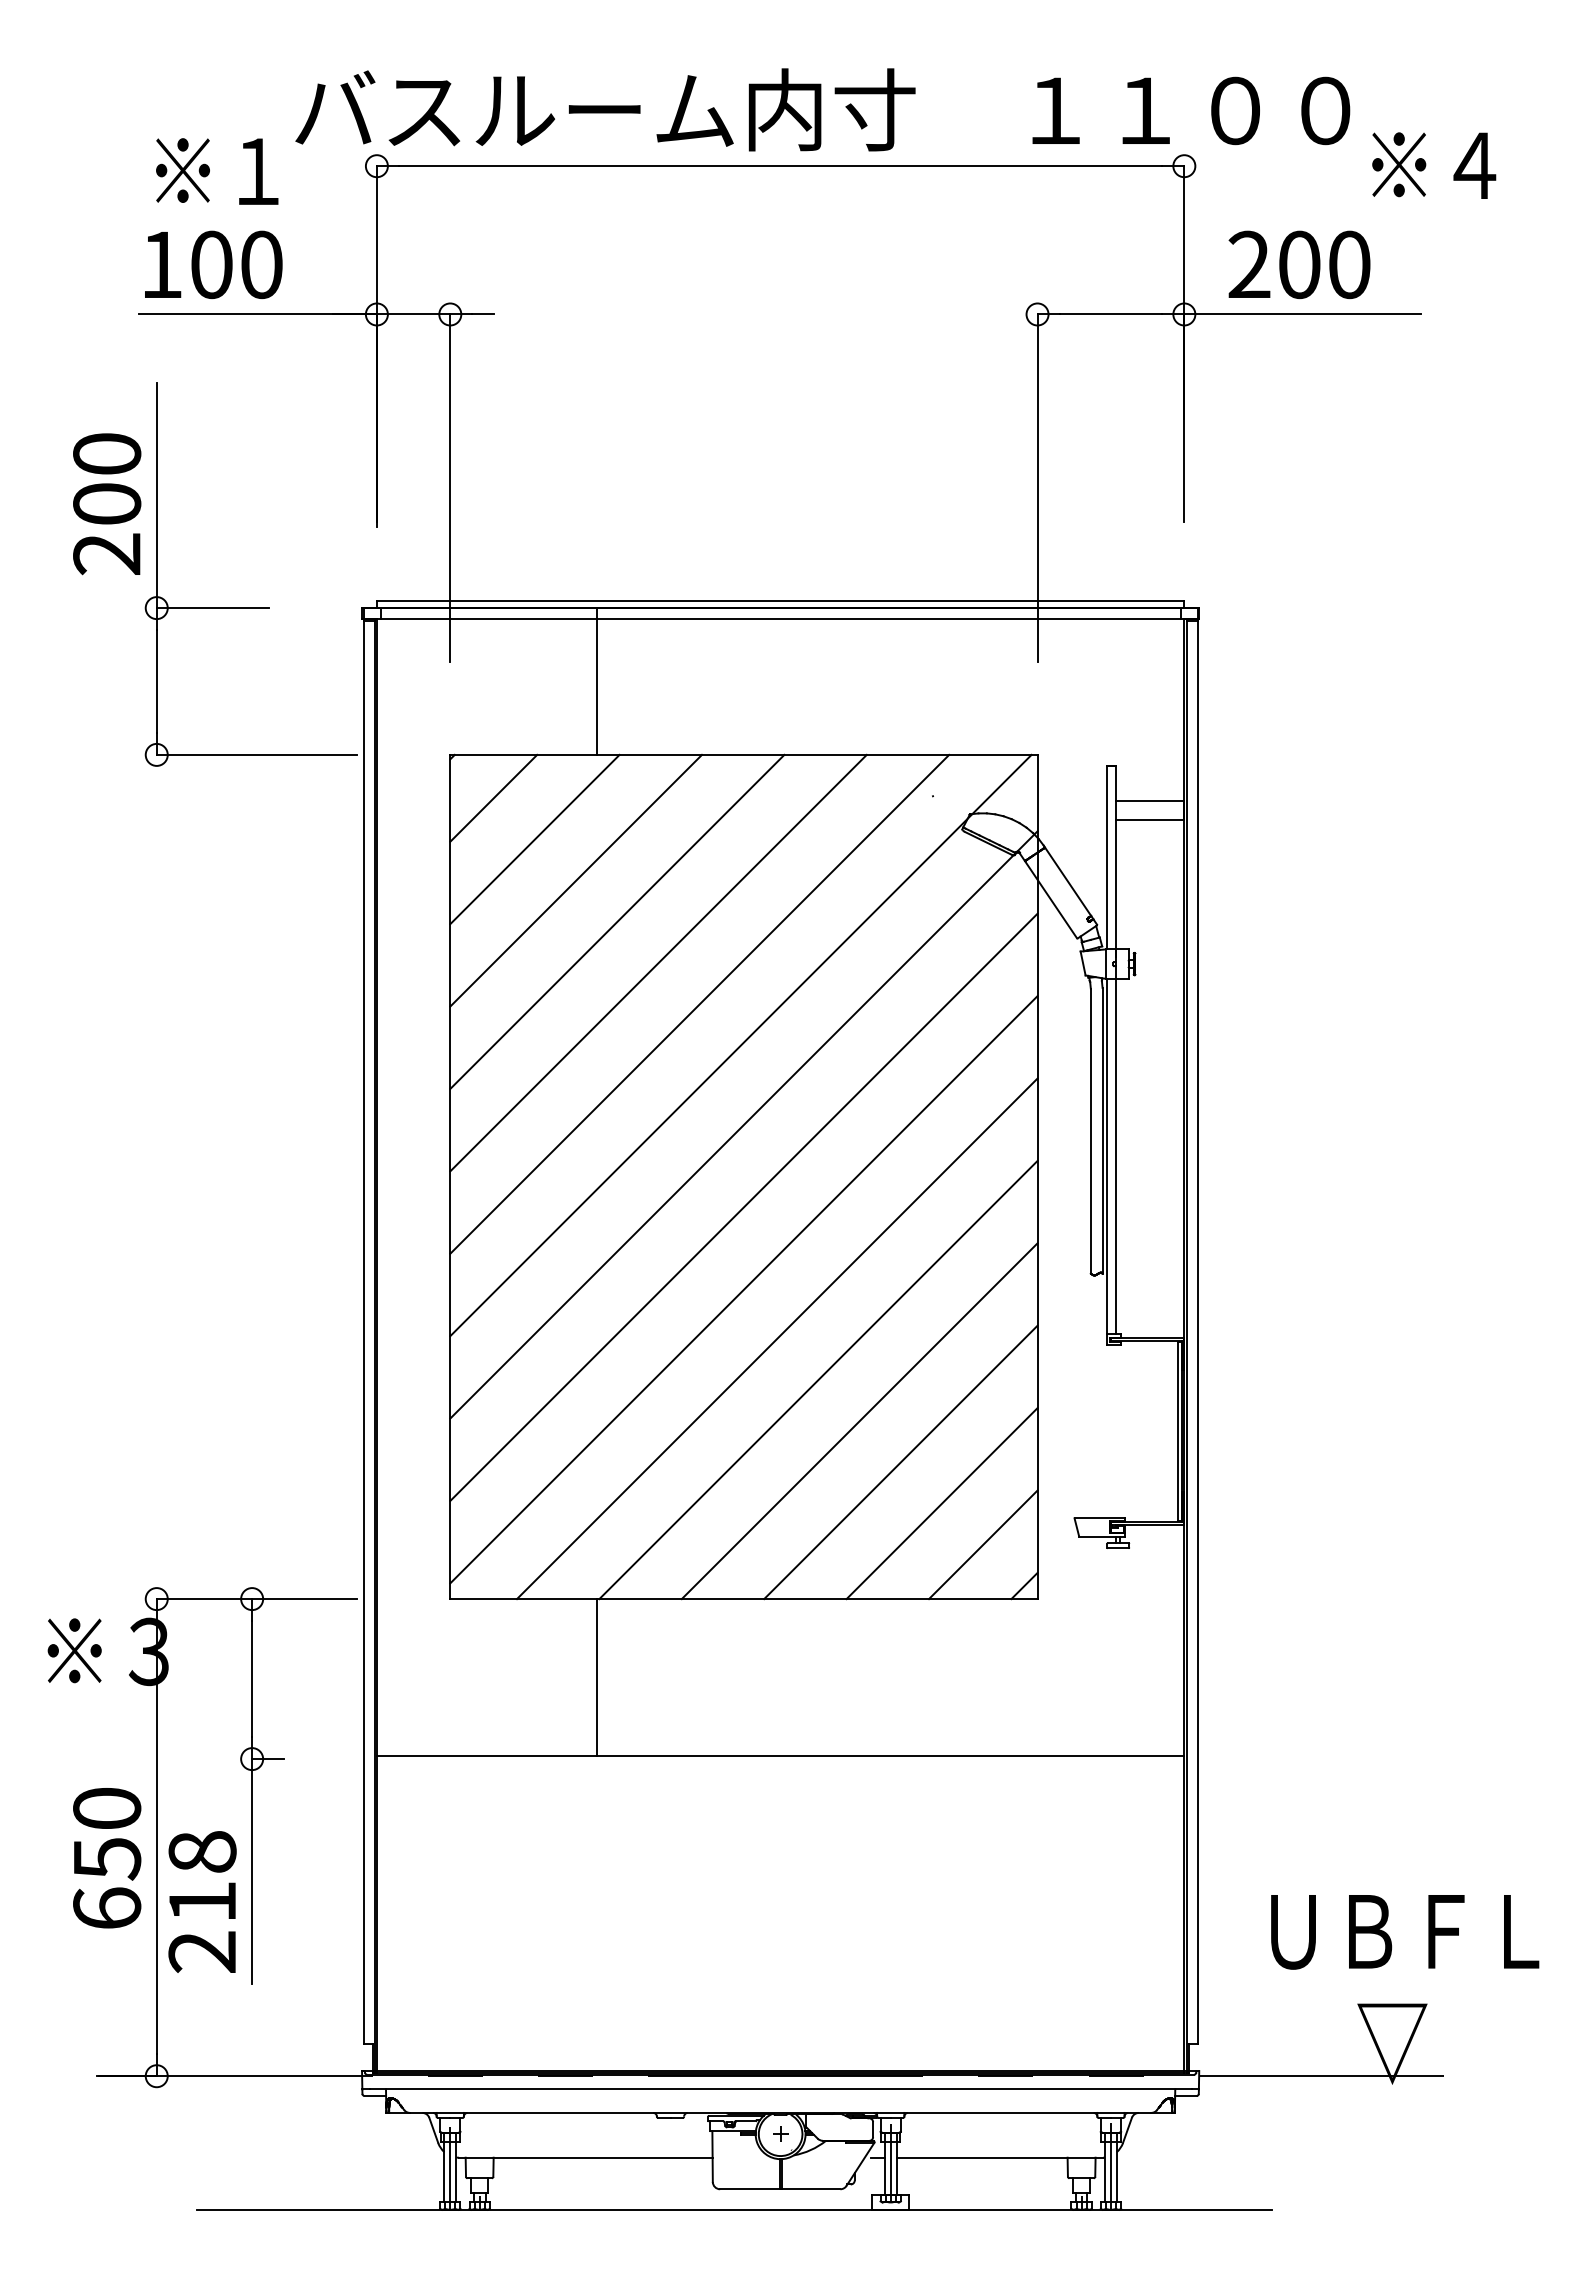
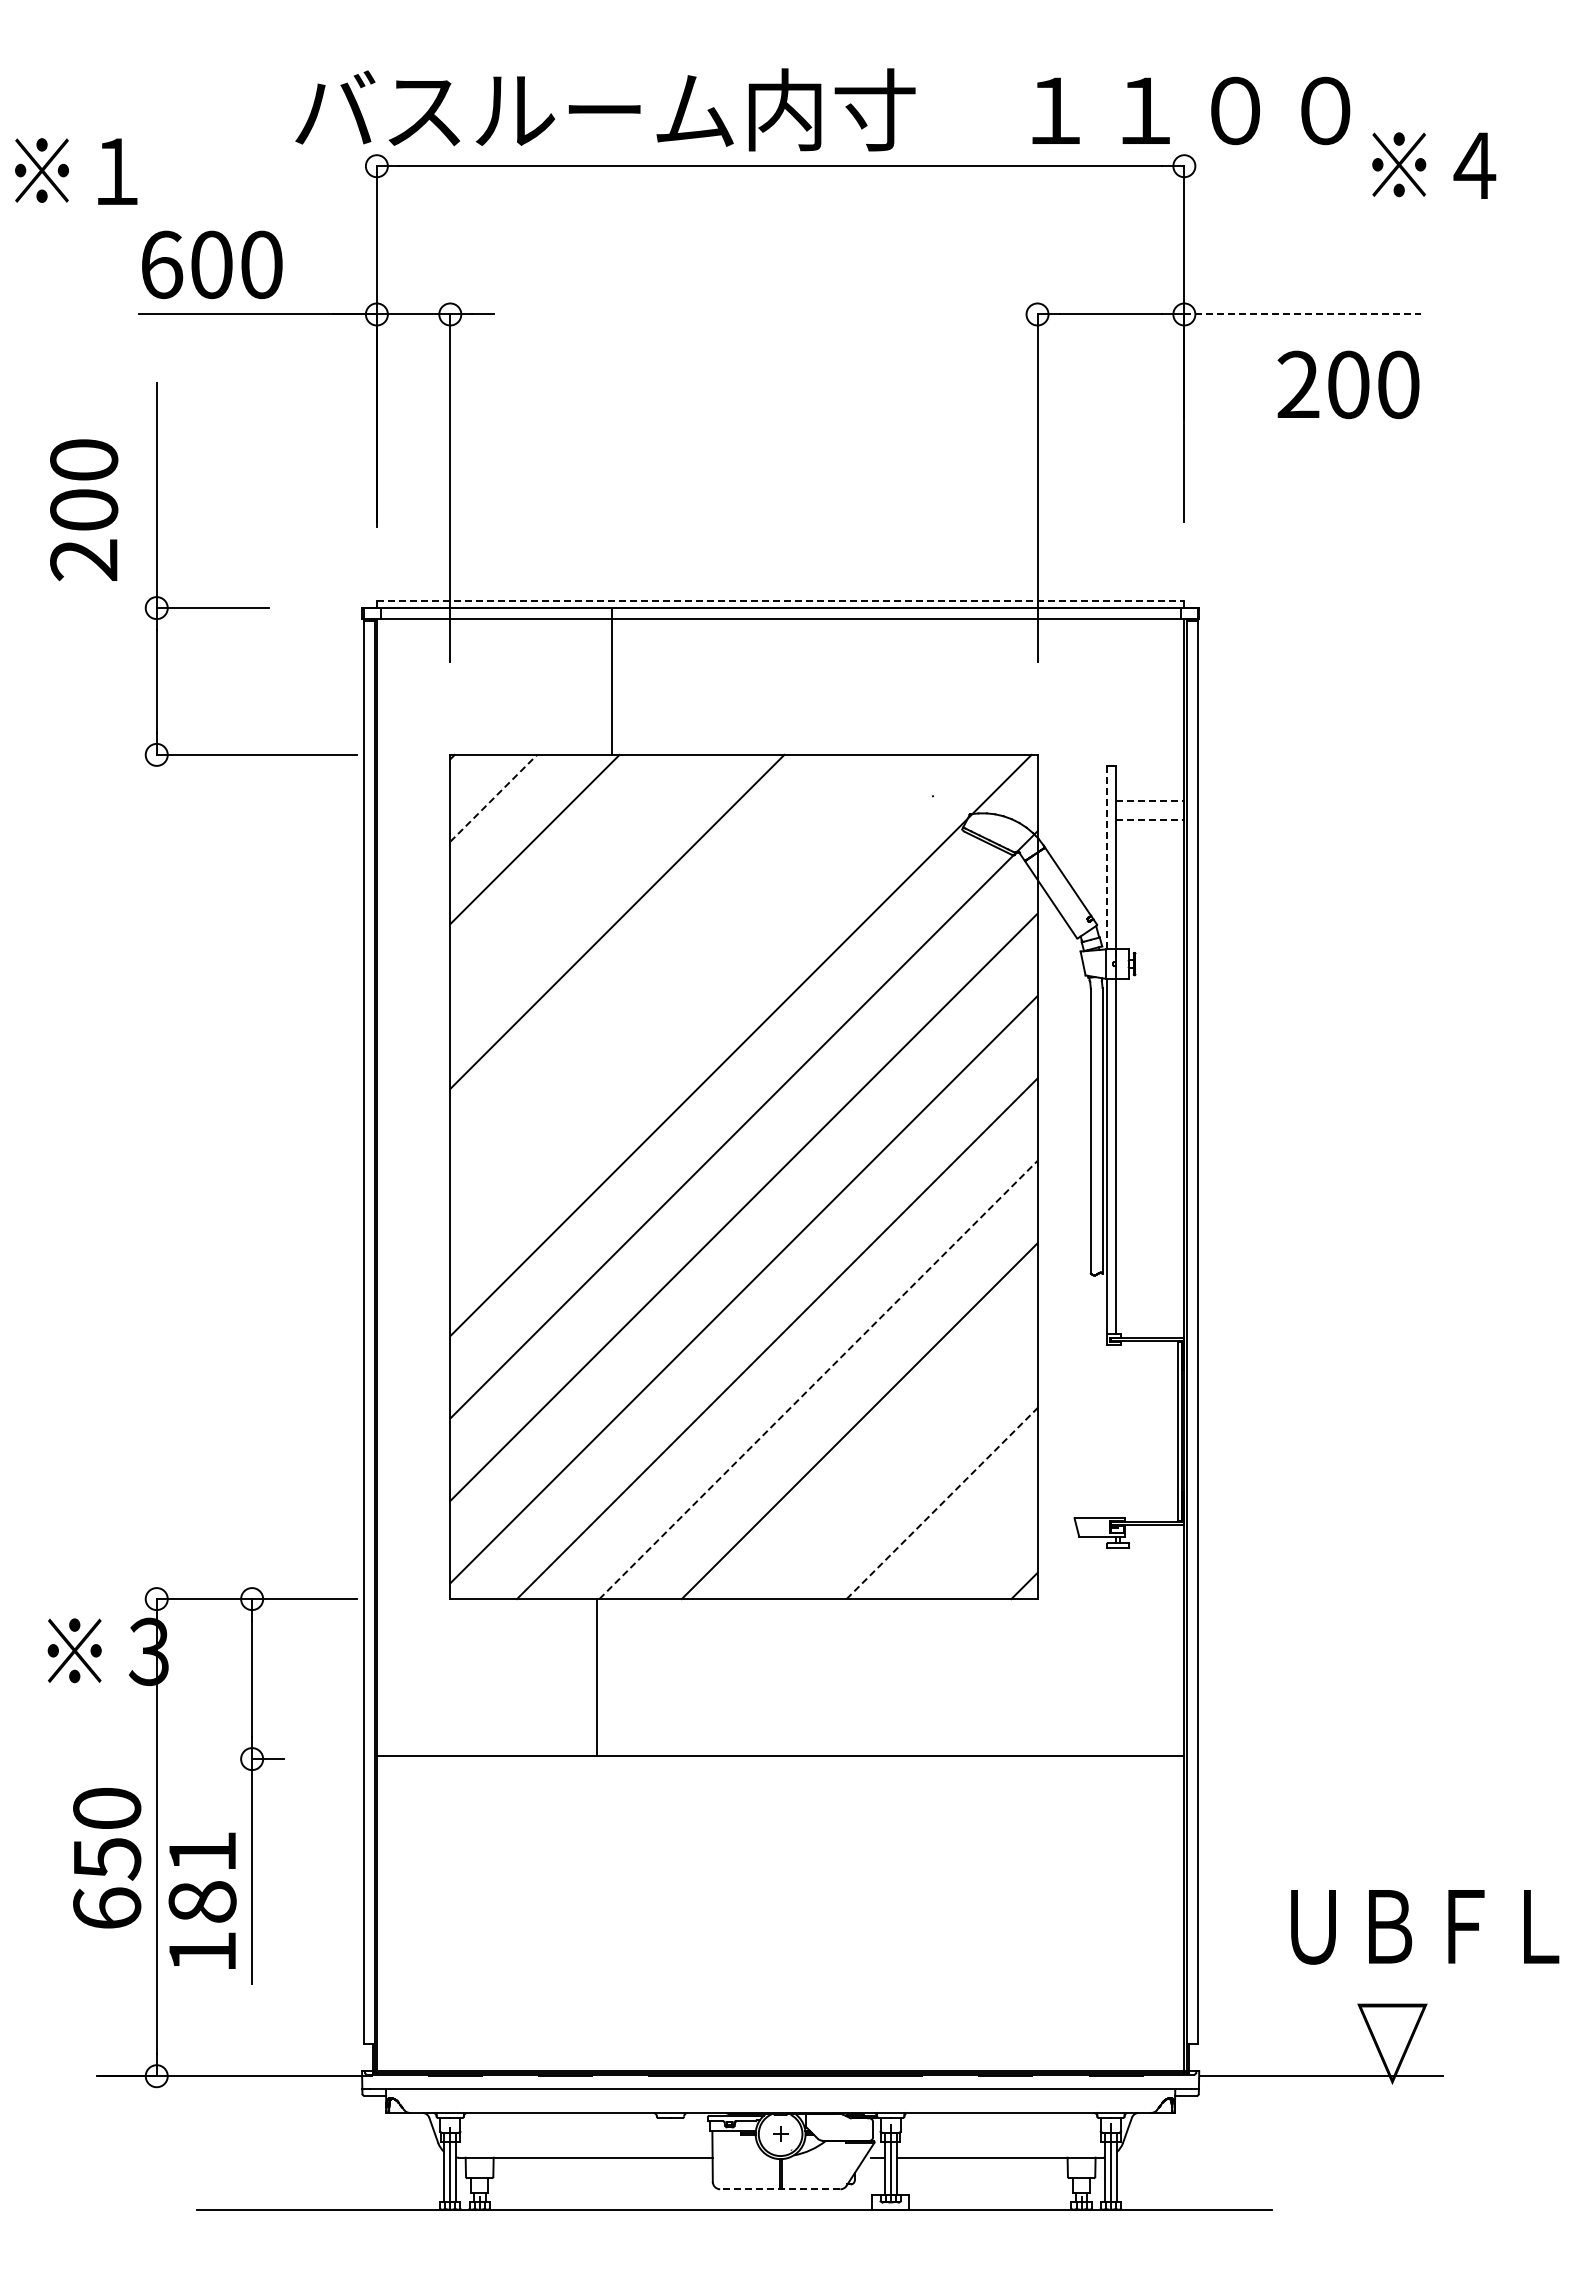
text position: (217, 171) -> (76, 171) (76, 171)
text: 100 -> 600 (162, 264)
text position: (1299, 264) -> (1348, 384) (1348, 384)
line: solid -> dashed (1303, 314)
text position: (107, 504) -> (84, 510) (84, 510)
line: solid -> dashed (780, 600)
line position: (597, 681) -> (612, 681) (612, 681)
line: solid -> dashed (494, 798)
line: solid -> dashed (1150, 801)
line: solid -> dashed (1150, 820)
line: solid -> dashed (1106, 857)
line: present -> none (575, 880)
line: present -> none (658, 962)
line: present -> none (699, 1003)
line: solid -> dashed (818, 1380)
line: present -> none (900, 1462)
line: solid -> dashed (942, 1503)
line: present -> none (983, 1544)
text: 218 -> 181 (202, 1901)
text position: (1405, 1932) -> (1425, 1927) (1425, 1927)
line: solid -> dashed (779, 2189)
